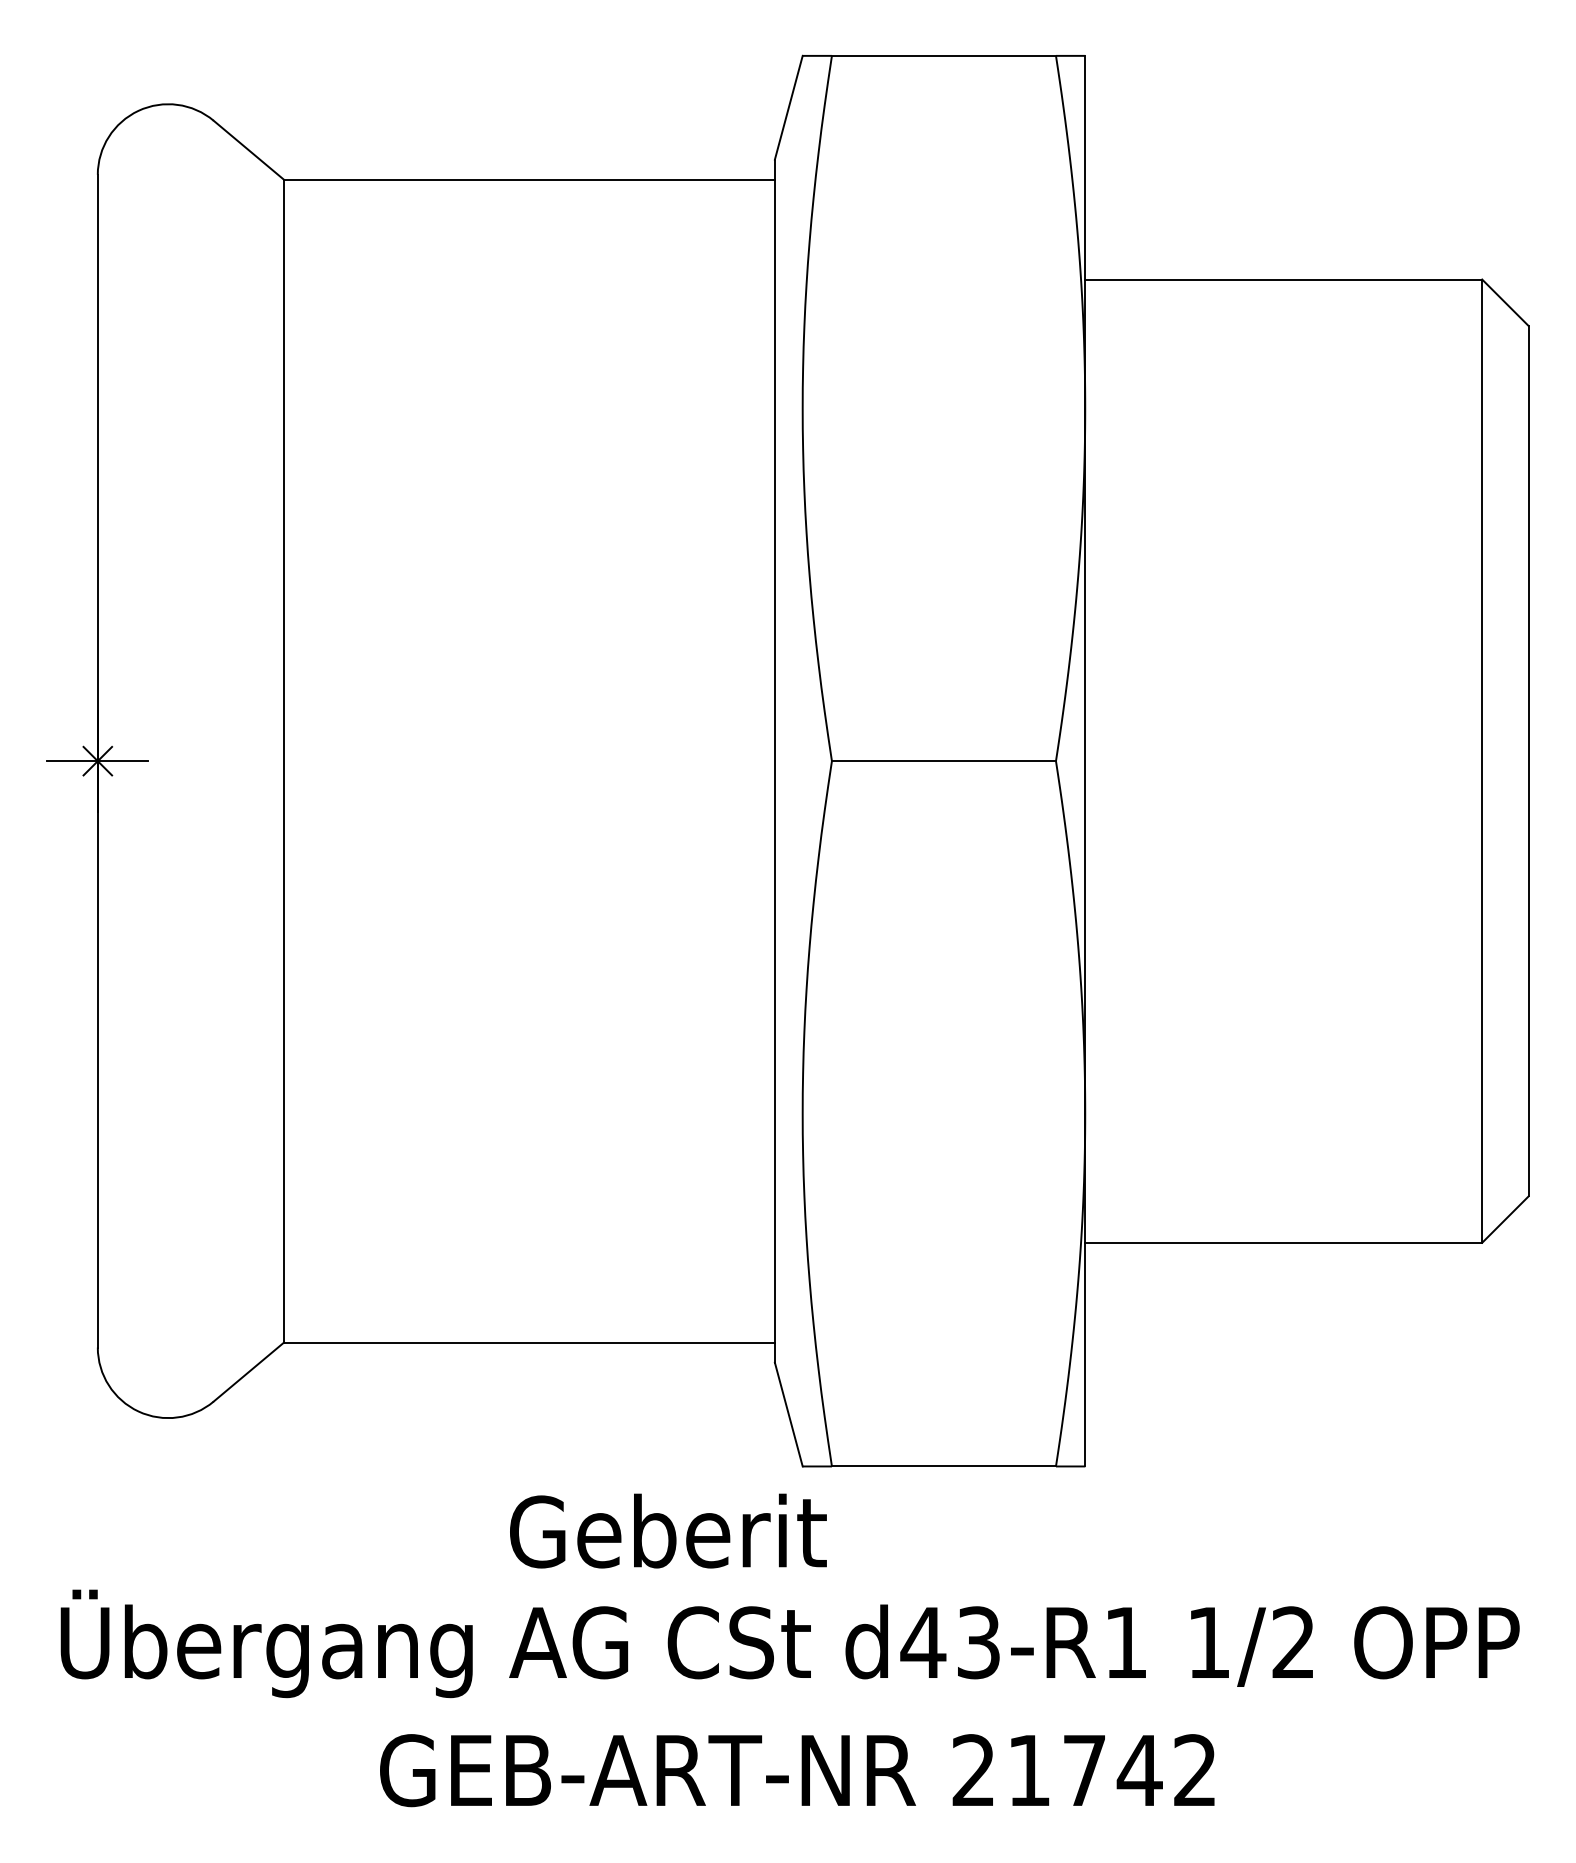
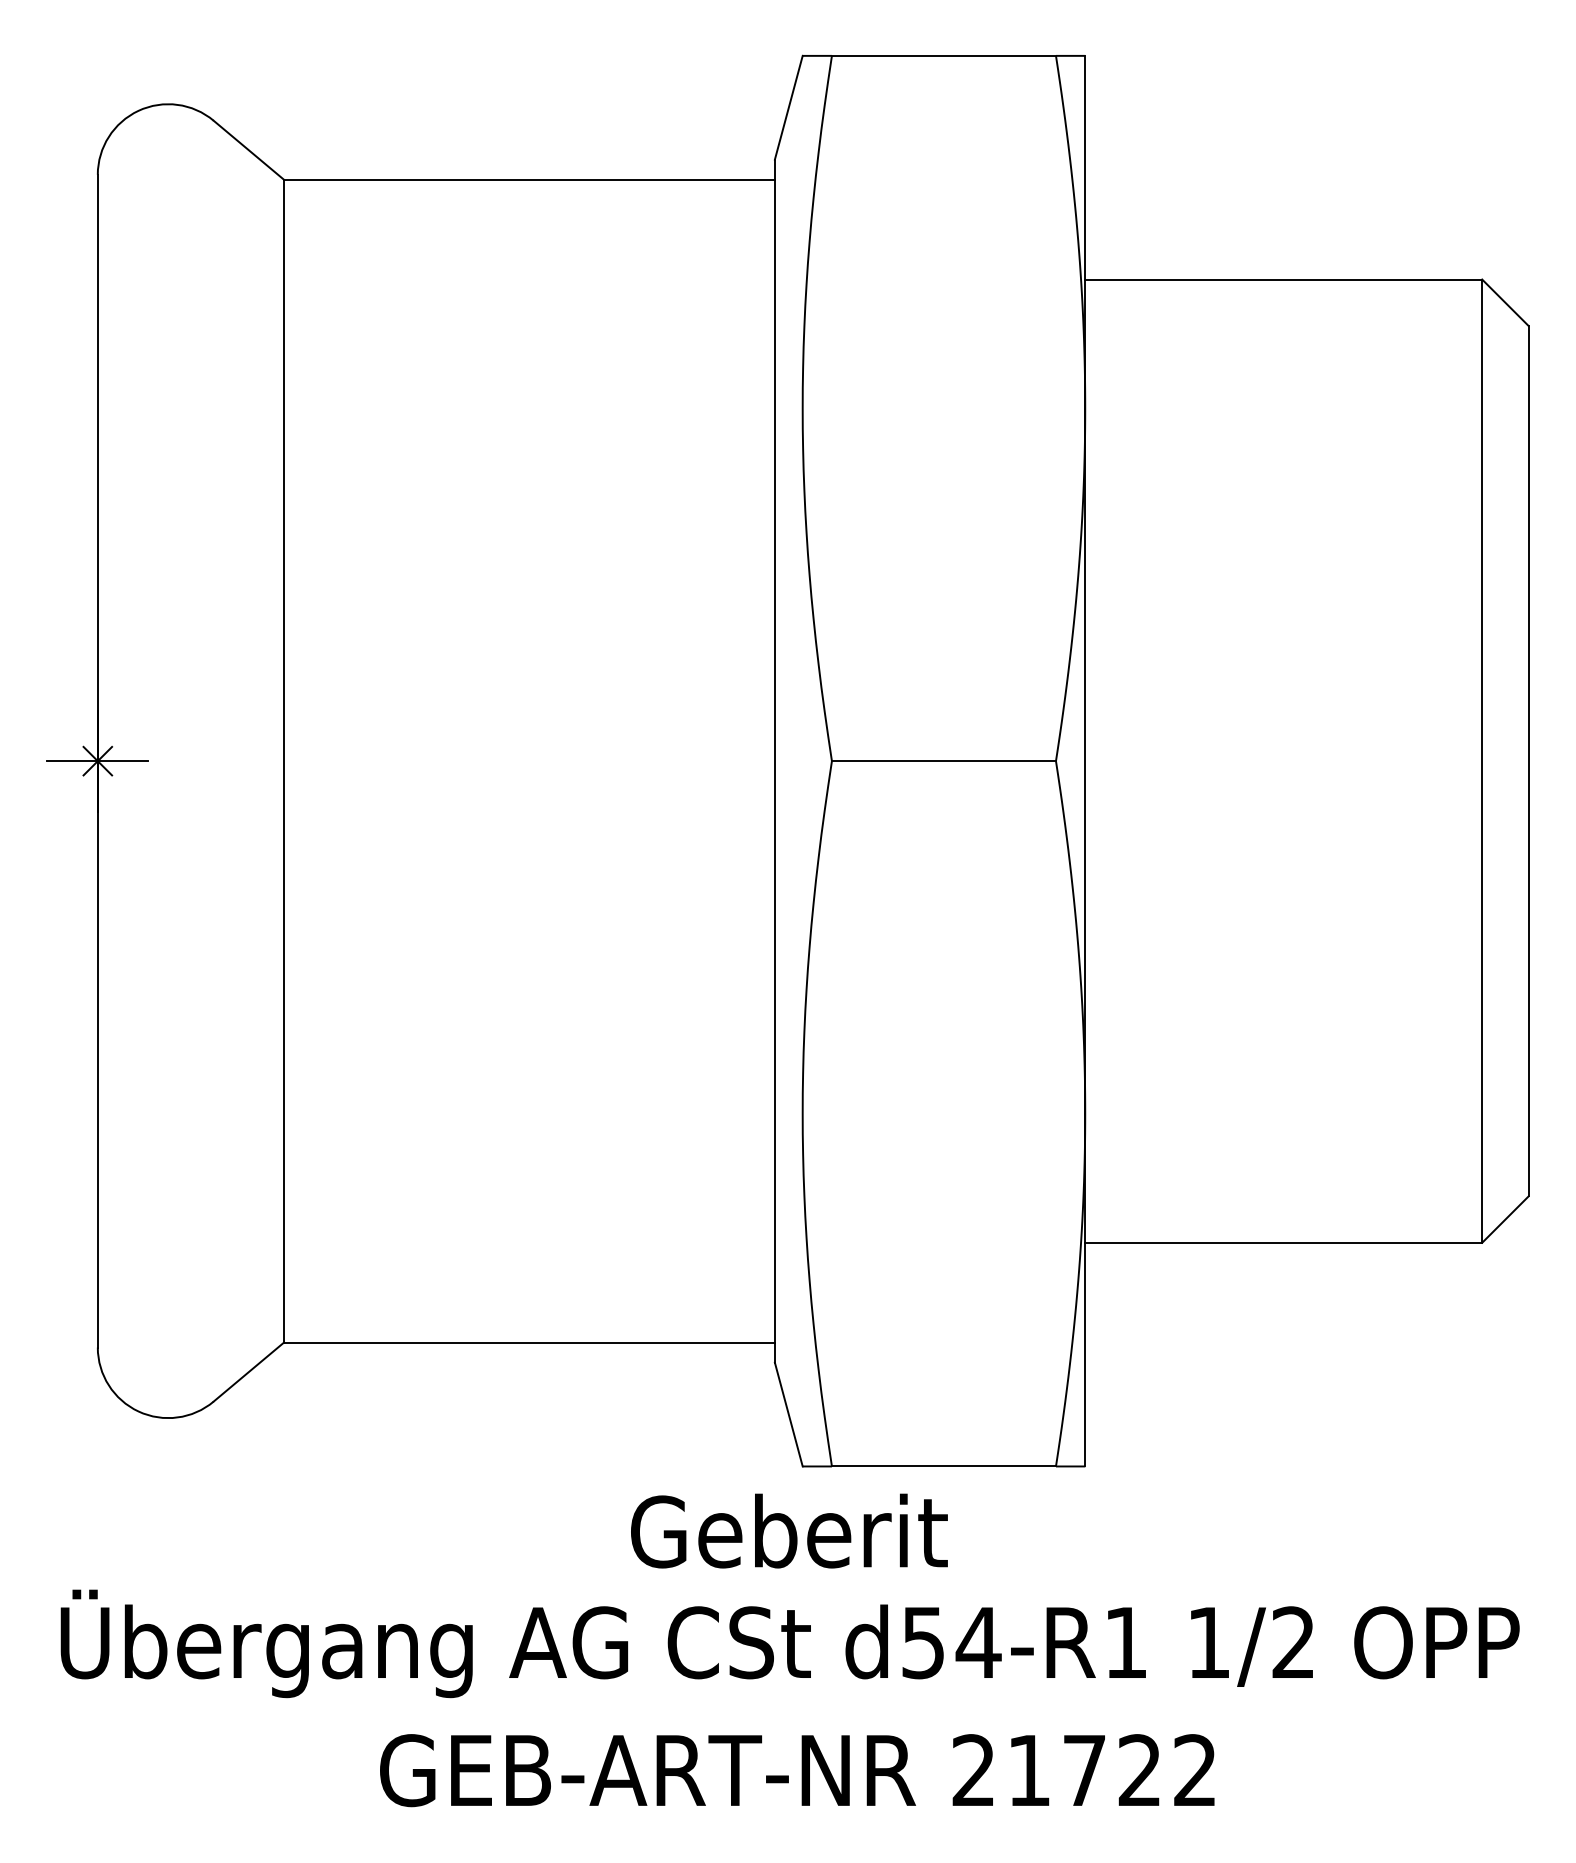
text position: (668, 1530) -> (789, 1530) (789, 1530)
text: d43-R1 -> d54-R1 (950, 1642)
text: 21742 -> 21722 (1139, 1769)
